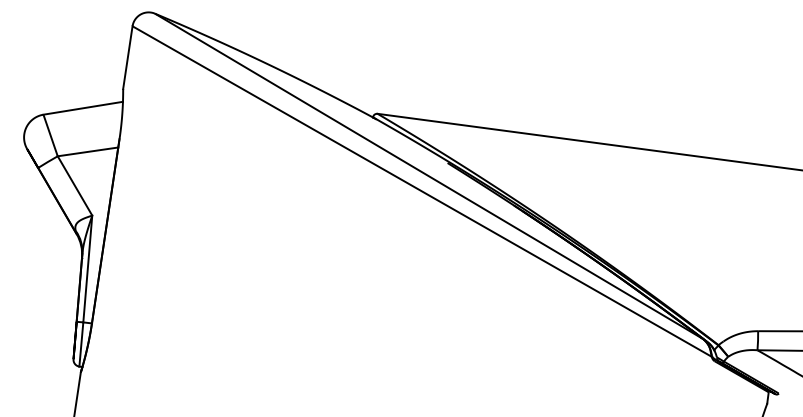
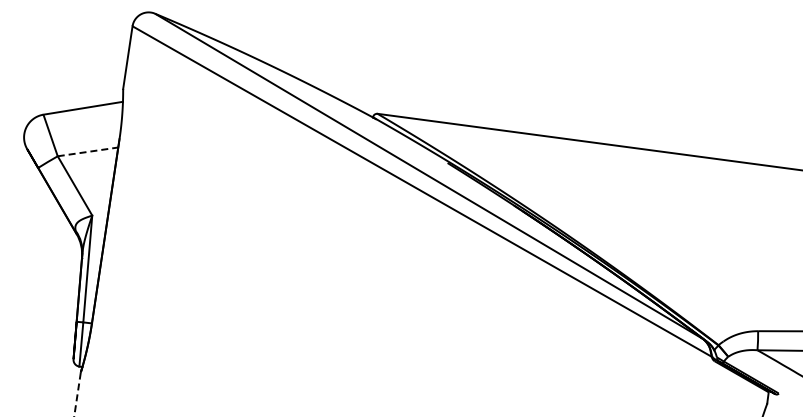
line: solid -> dashed (88, 151)
line: solid -> dashed (77, 394)
